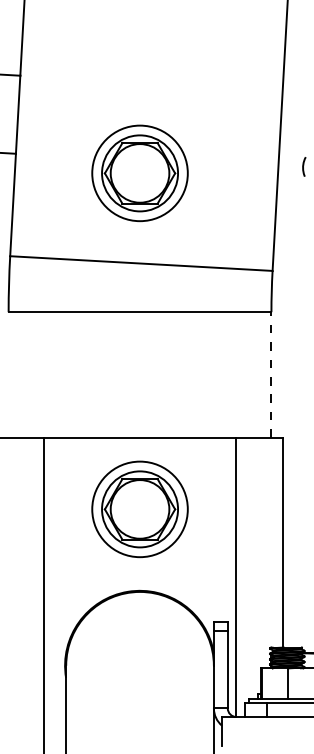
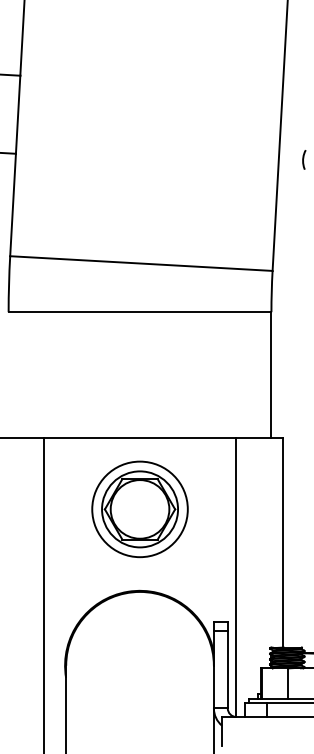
curve position: (304, 165) -> (304, 158) (304, 158)
part: present -> none (139, 173)
line: dashed -> solid (271, 374)
